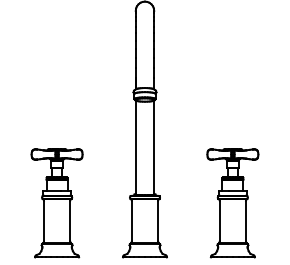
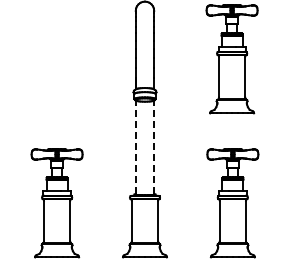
part: none -> present (231, 59)
line: solid -> dashed (135, 147)
line: solid -> dashed (154, 147)
